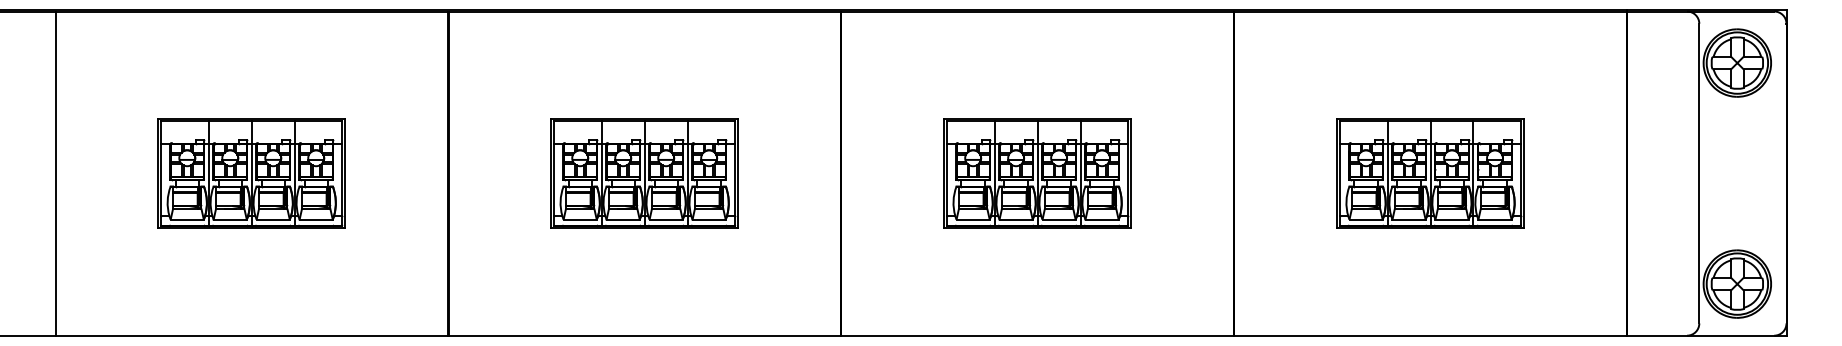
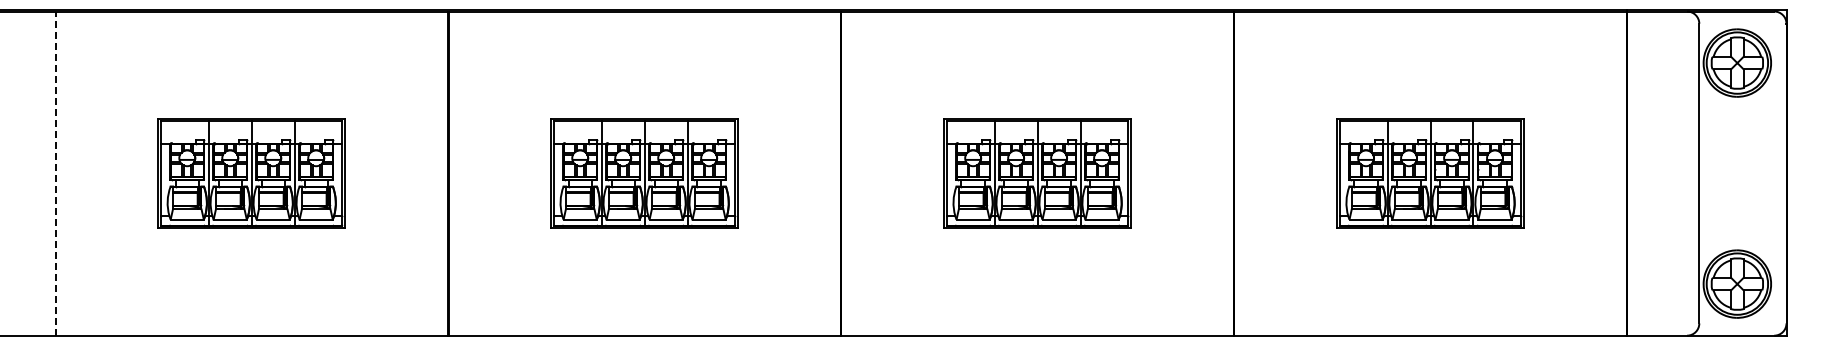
line: solid -> dashed (55, 173)
